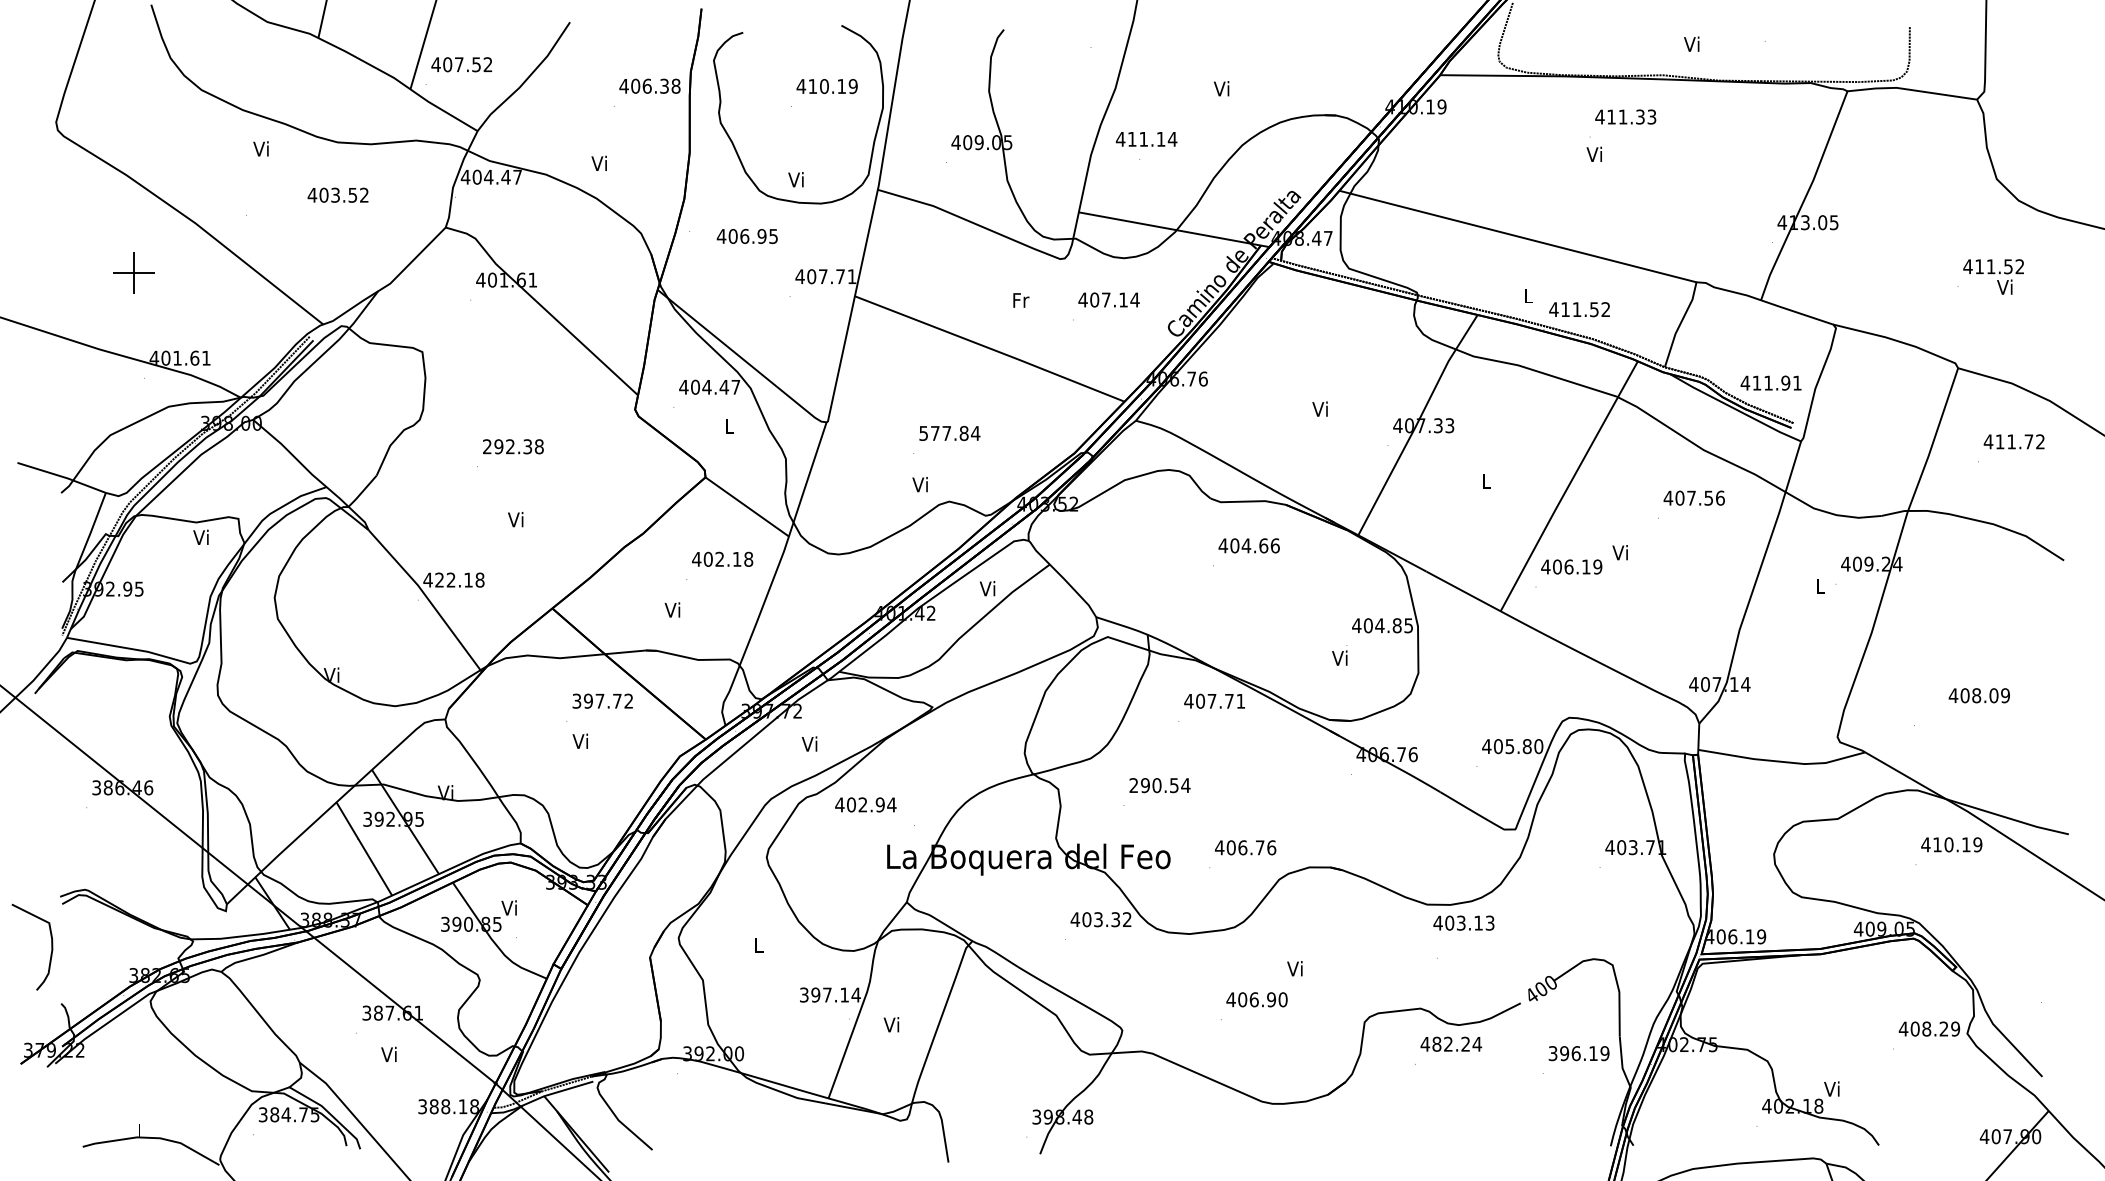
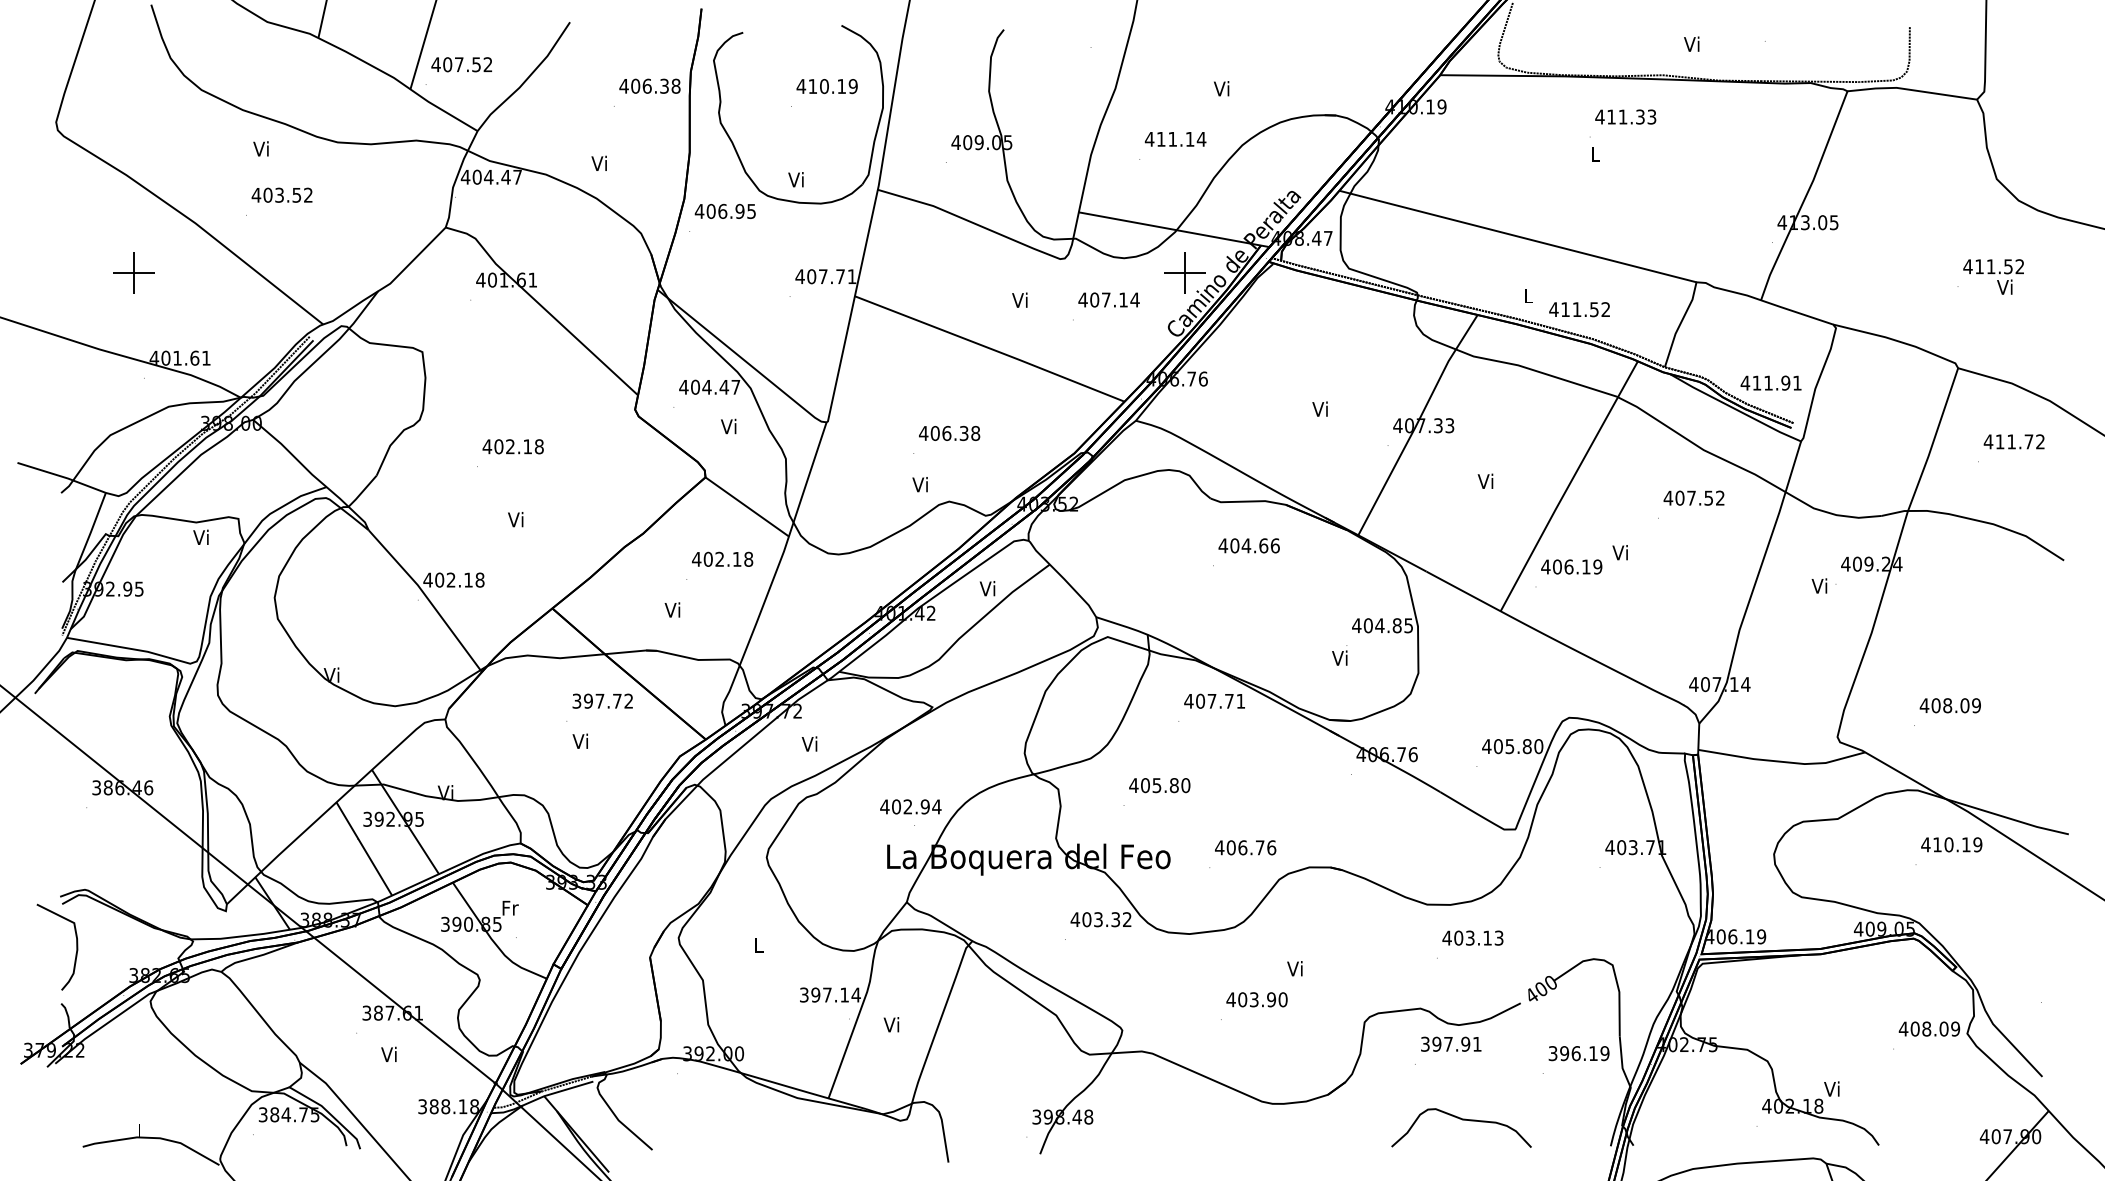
text position: (1146, 139) -> (1175, 139) (1175, 139)
text: Vi -> L (1593, 153)
text position: (337, 194) -> (281, 194) (281, 194)
text position: (746, 236) -> (724, 211) (724, 211)
part: none -> present (1184, 272)
text: Fr -> Vi (1020, 299)
text: L -> Vi (728, 426)
text: 577.84 -> 406.38 (949, 433)
text: 292.38 -> 402.18 (507, 446)
text: L -> Vi (1485, 480)
text: 407.56 -> 407.52 (1720, 497)
text: 422.18 -> 402.18 (439, 579)
text: L -> Vi (1819, 585)
text position: (1978, 695) -> (1949, 705) (1949, 705)
text: 290.54 -> 405.80 (1159, 785)
text position: (865, 804) -> (910, 806) (910, 806)
text: Vi -> Fr (509, 907)
text position: (1463, 922) -> (1472, 937) (1472, 937)
curve position: (51, 946) -> (76, 946) (76, 946)
text: 406.90 -> 403.90 (1253, 999)
text: 408.29 -> 408.09 (1943, 1028)
text: 482.24 -> 397.91 (1451, 1043)
curve: none -> present (1462, 1120)
